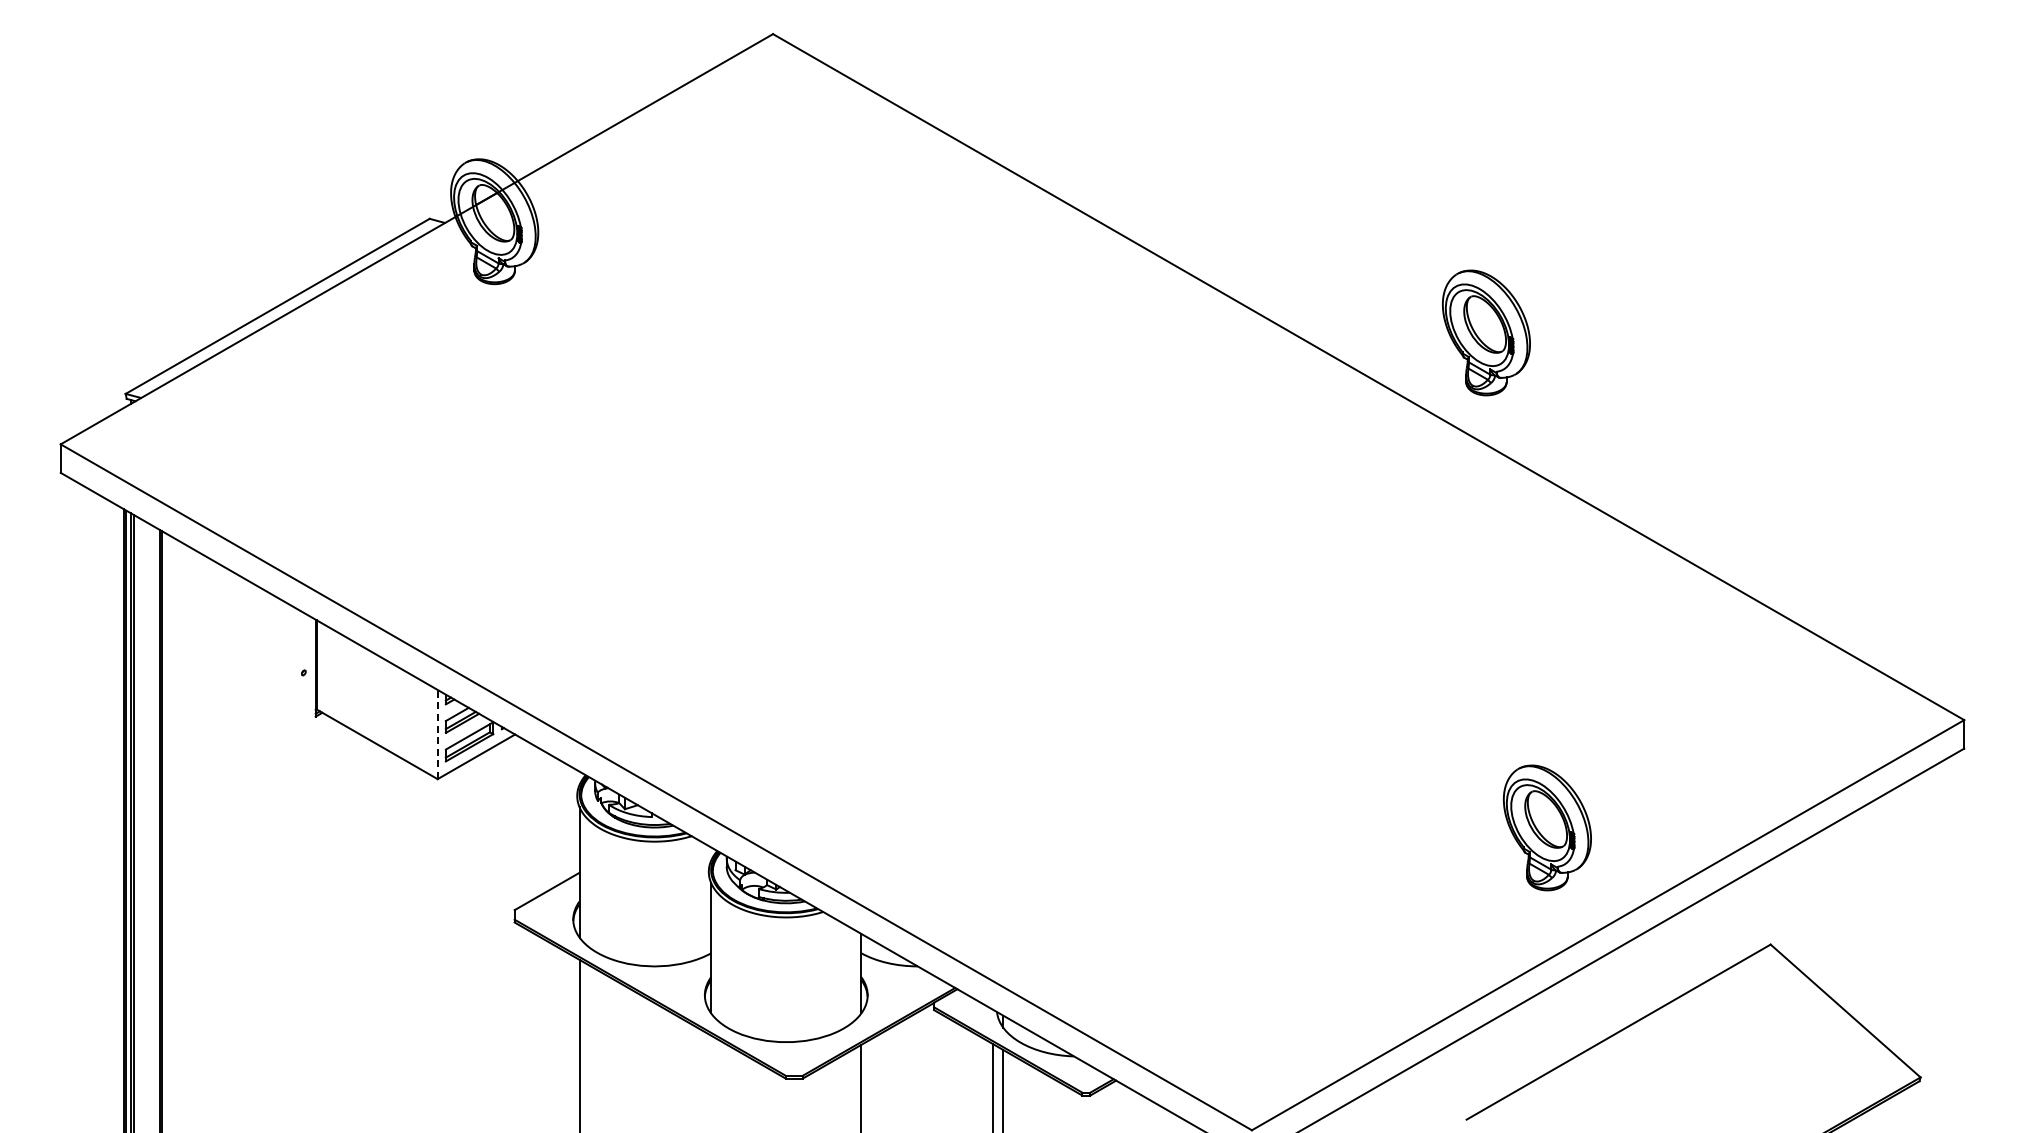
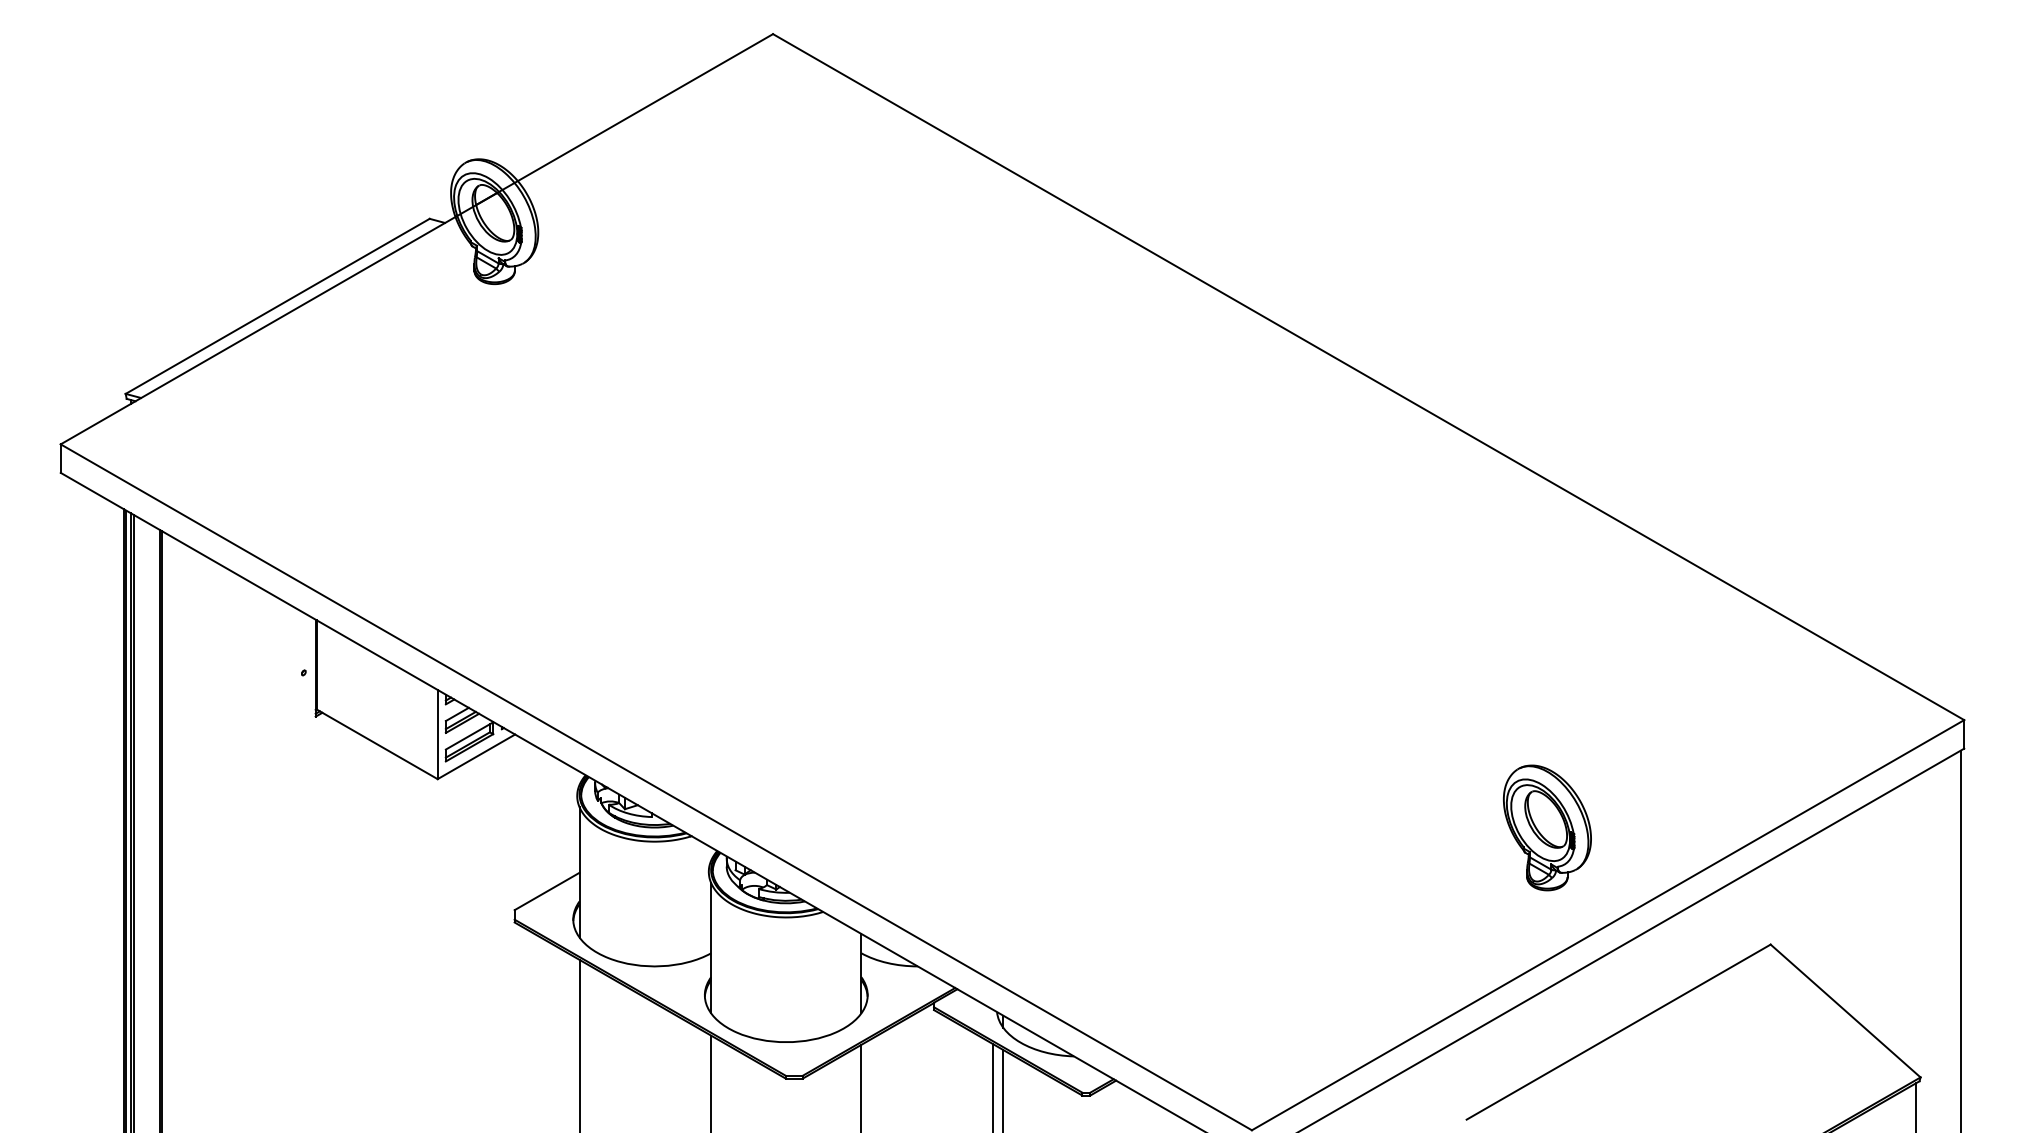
part: present -> none (1486, 332)
line: dashed -> solid (437, 734)
line: none -> present (1960, 939)
line: none -> present (711, 1082)
line: none -> present (1915, 1106)
